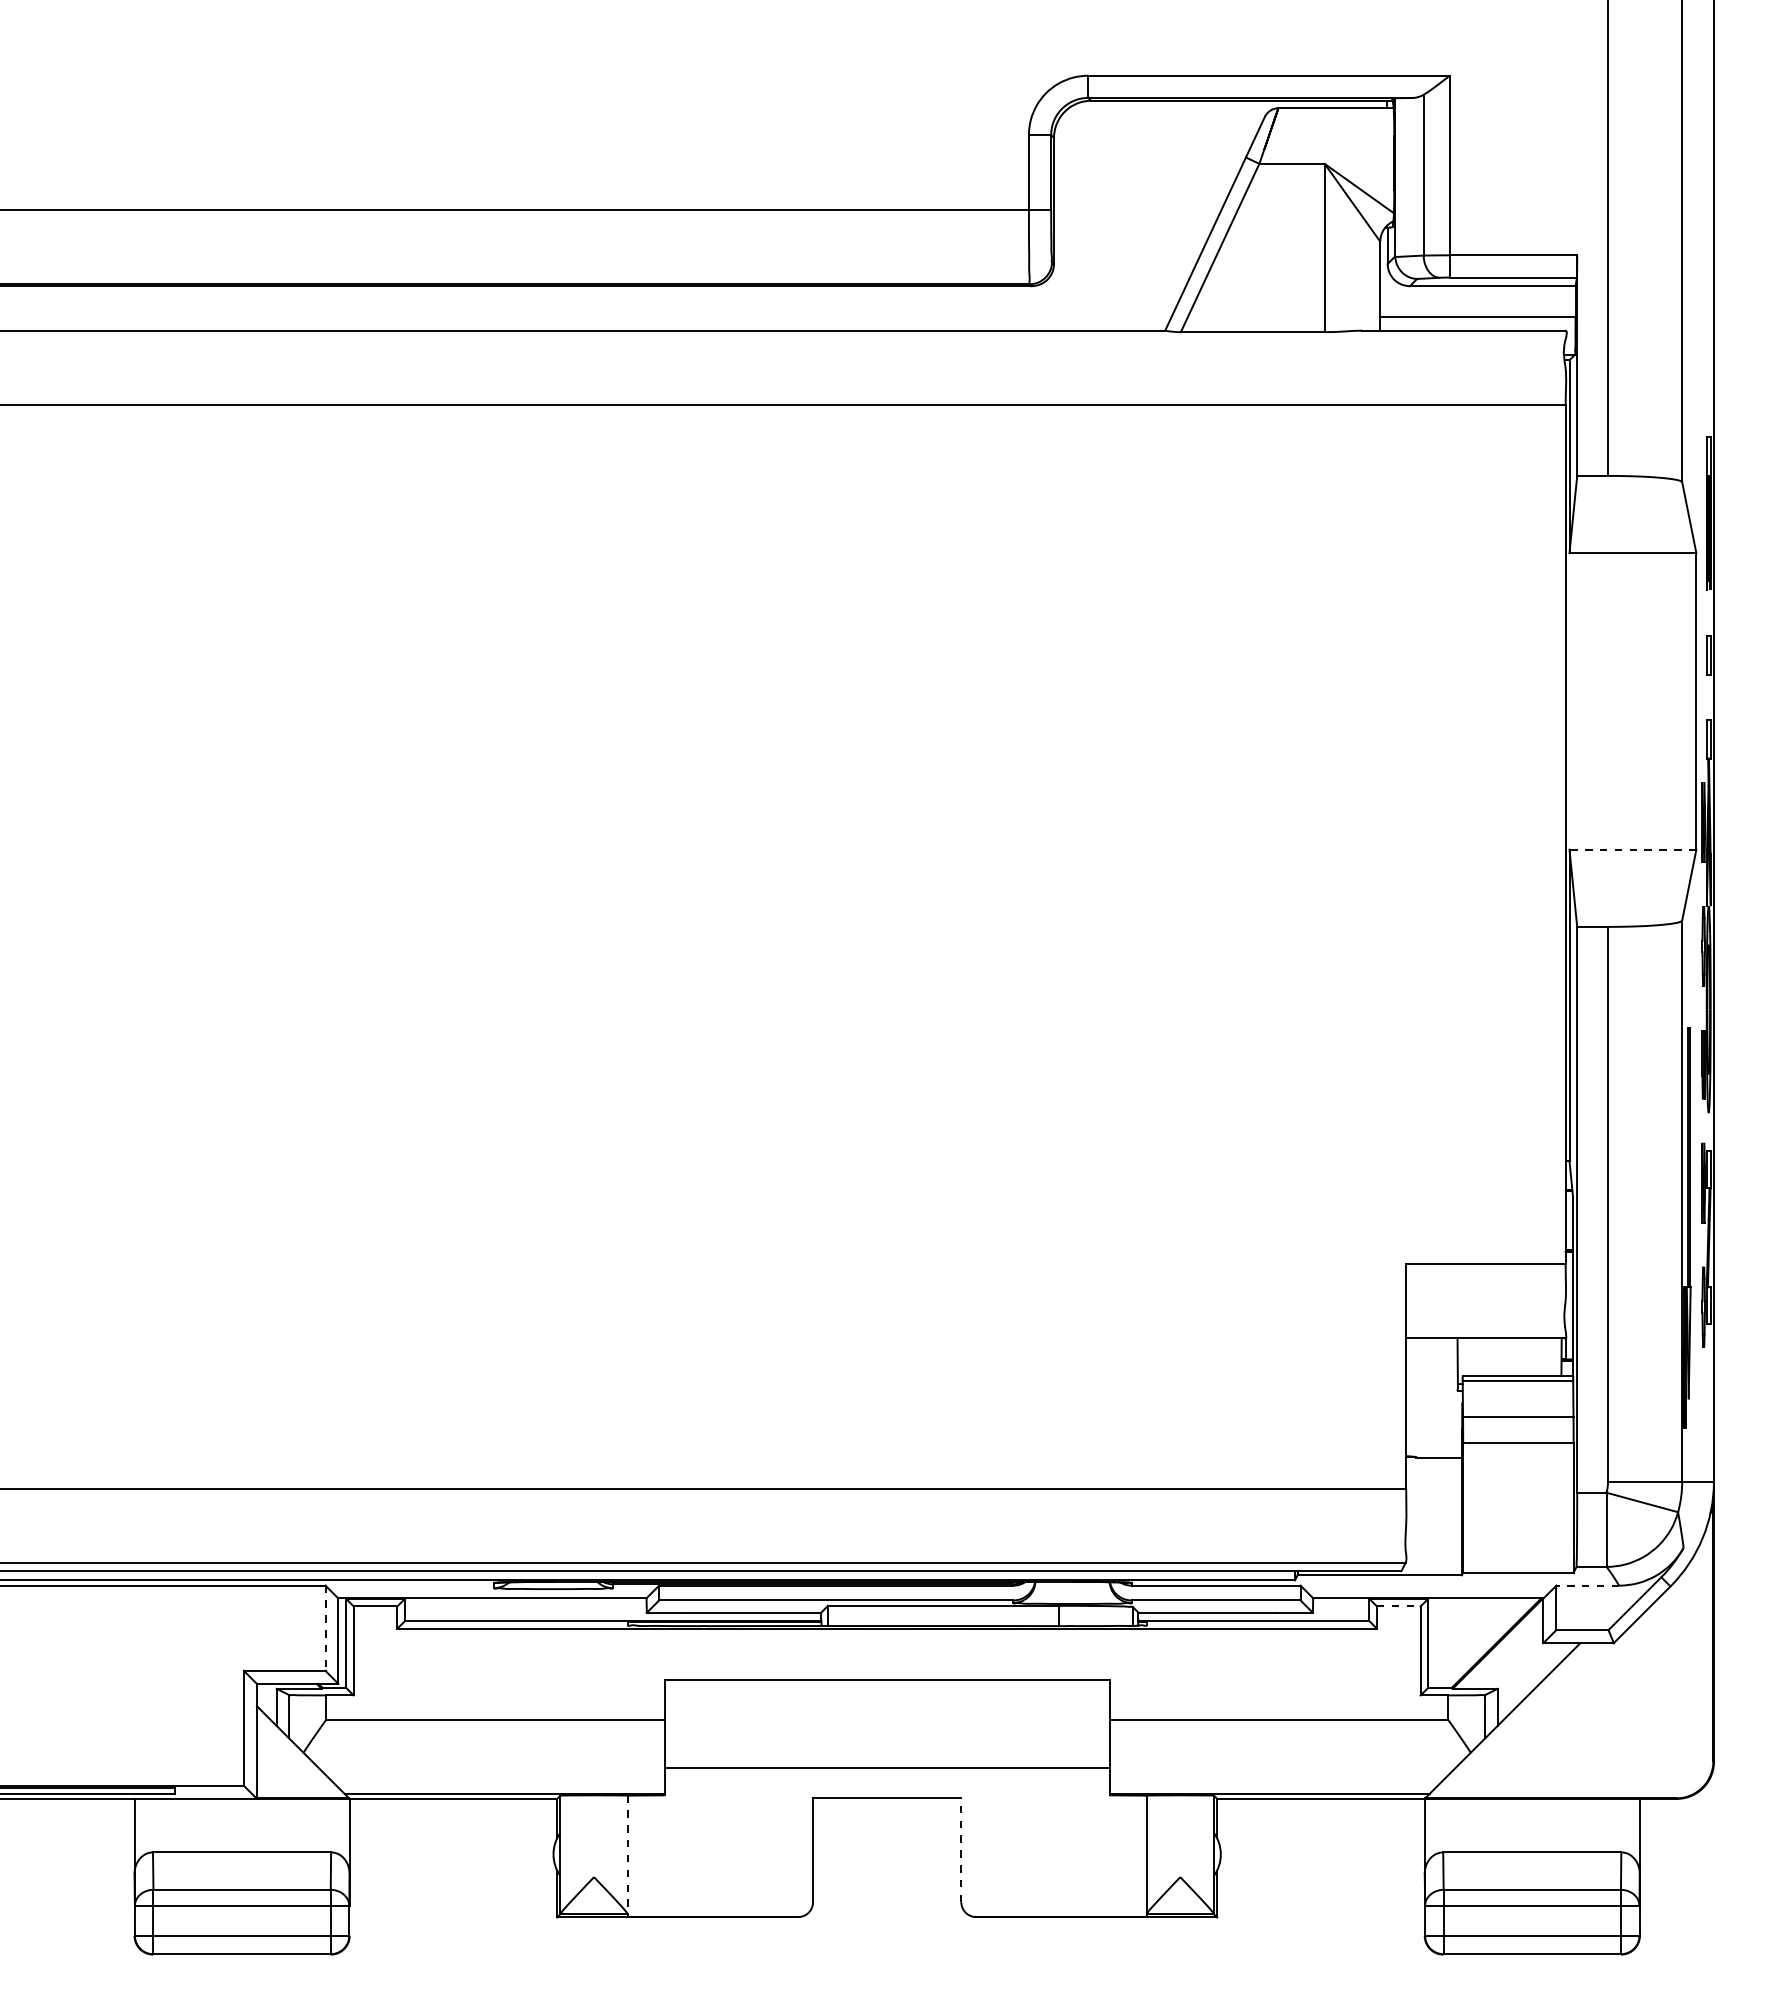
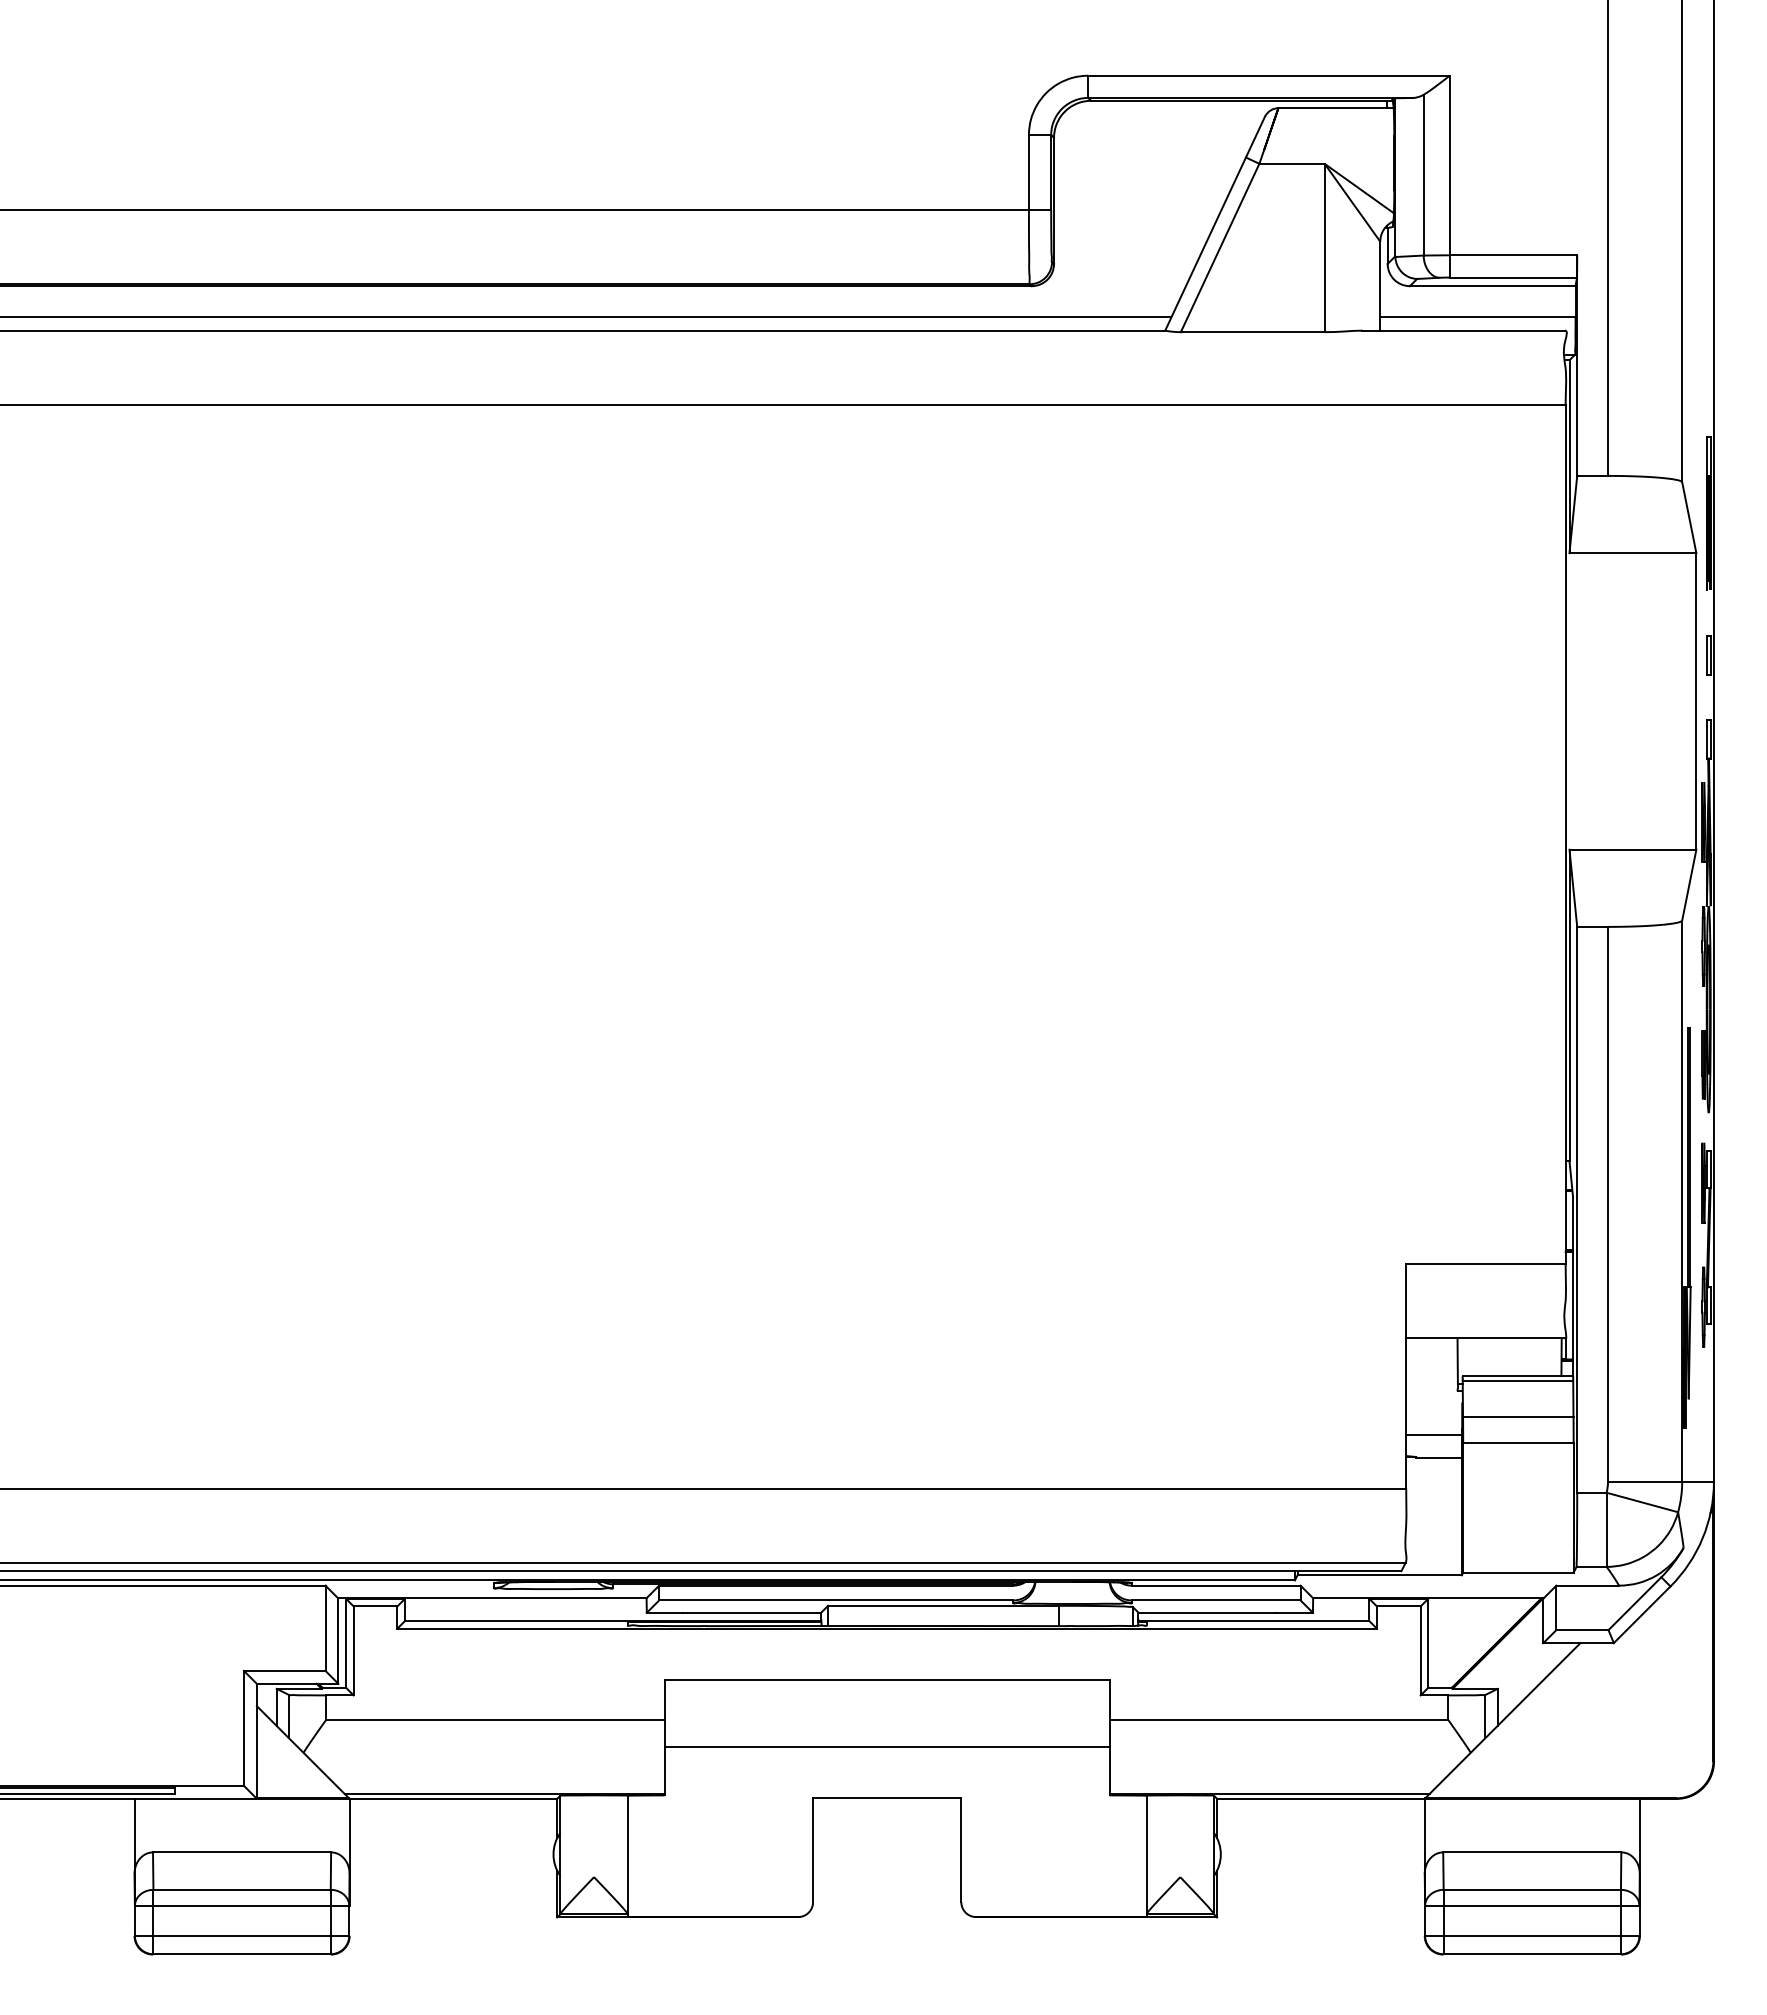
line: none -> present (586, 317)
line: dashed -> solid (1632, 849)
line: none -> present (1434, 1435)
line: dashed -> solid (1587, 1585)
line: dashed -> solid (1398, 1606)
line: dashed -> solid (325, 1628)
line position: (886, 1767) -> (886, 1746) (886, 1746)
line: dashed -> solid (961, 1850)
line: dashed -> solid (627, 1856)
